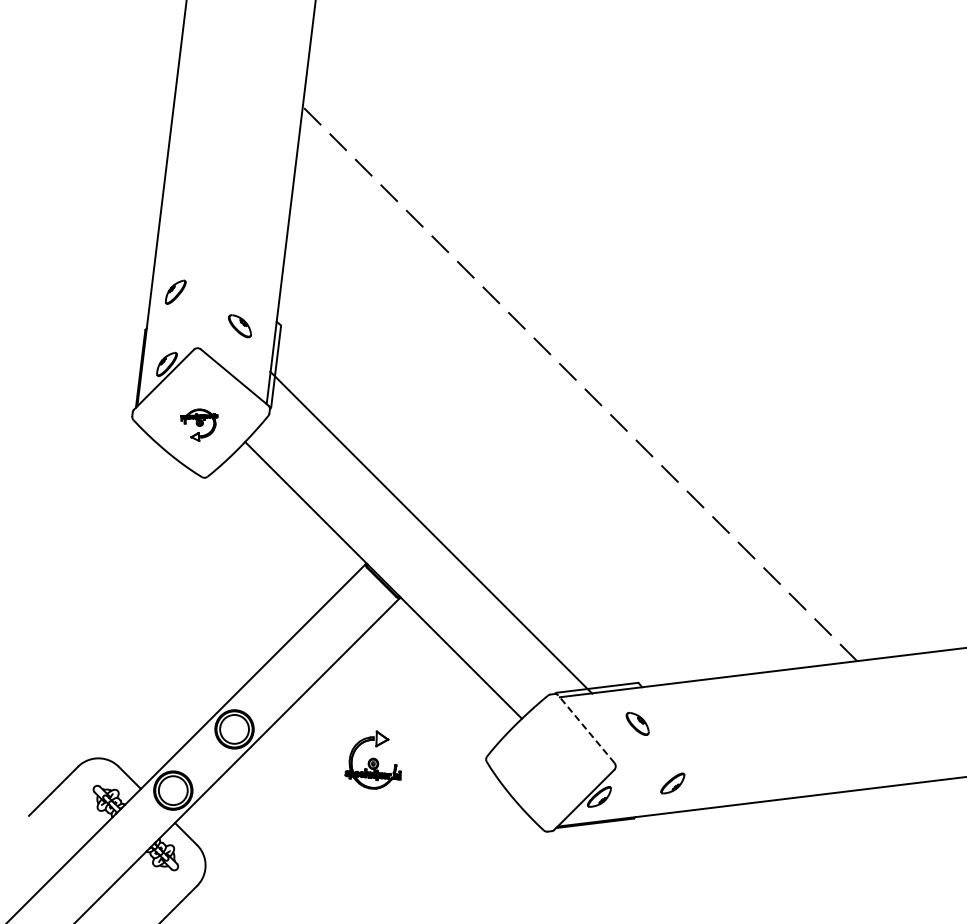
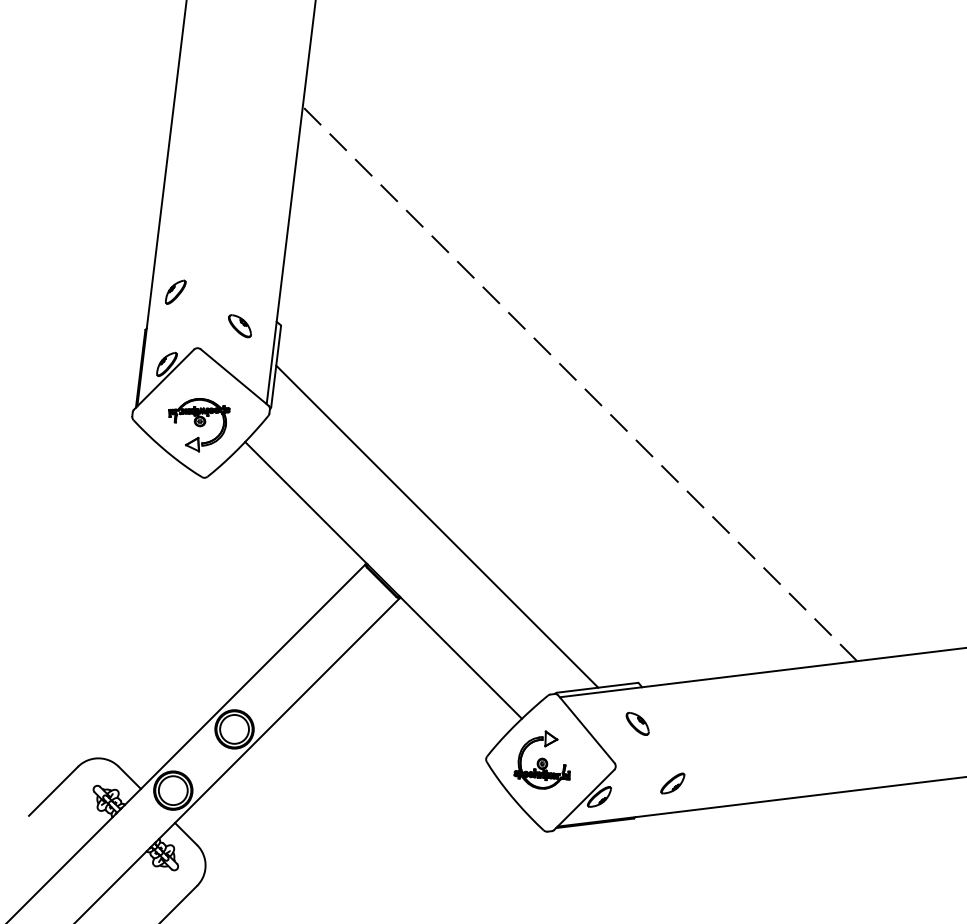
part size: 39x34 px -> 63x55 px (199, 425)
line position: (431, 532) -> (437, 526) (437, 526)
line: dashed -> solid (586, 729)
part position: (372, 759) -> (541, 759) (541, 759)
